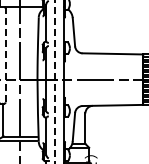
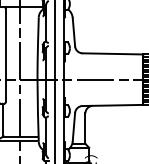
line: dashed -> solid (5, 55)
line: dashed -> solid (55, 82)
